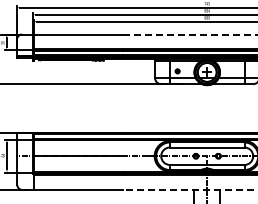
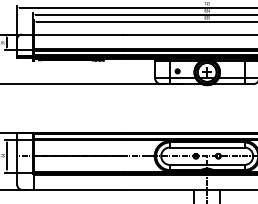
line: dashed -> solid (190, 34)
line: dashed -> solid (189, 189)
